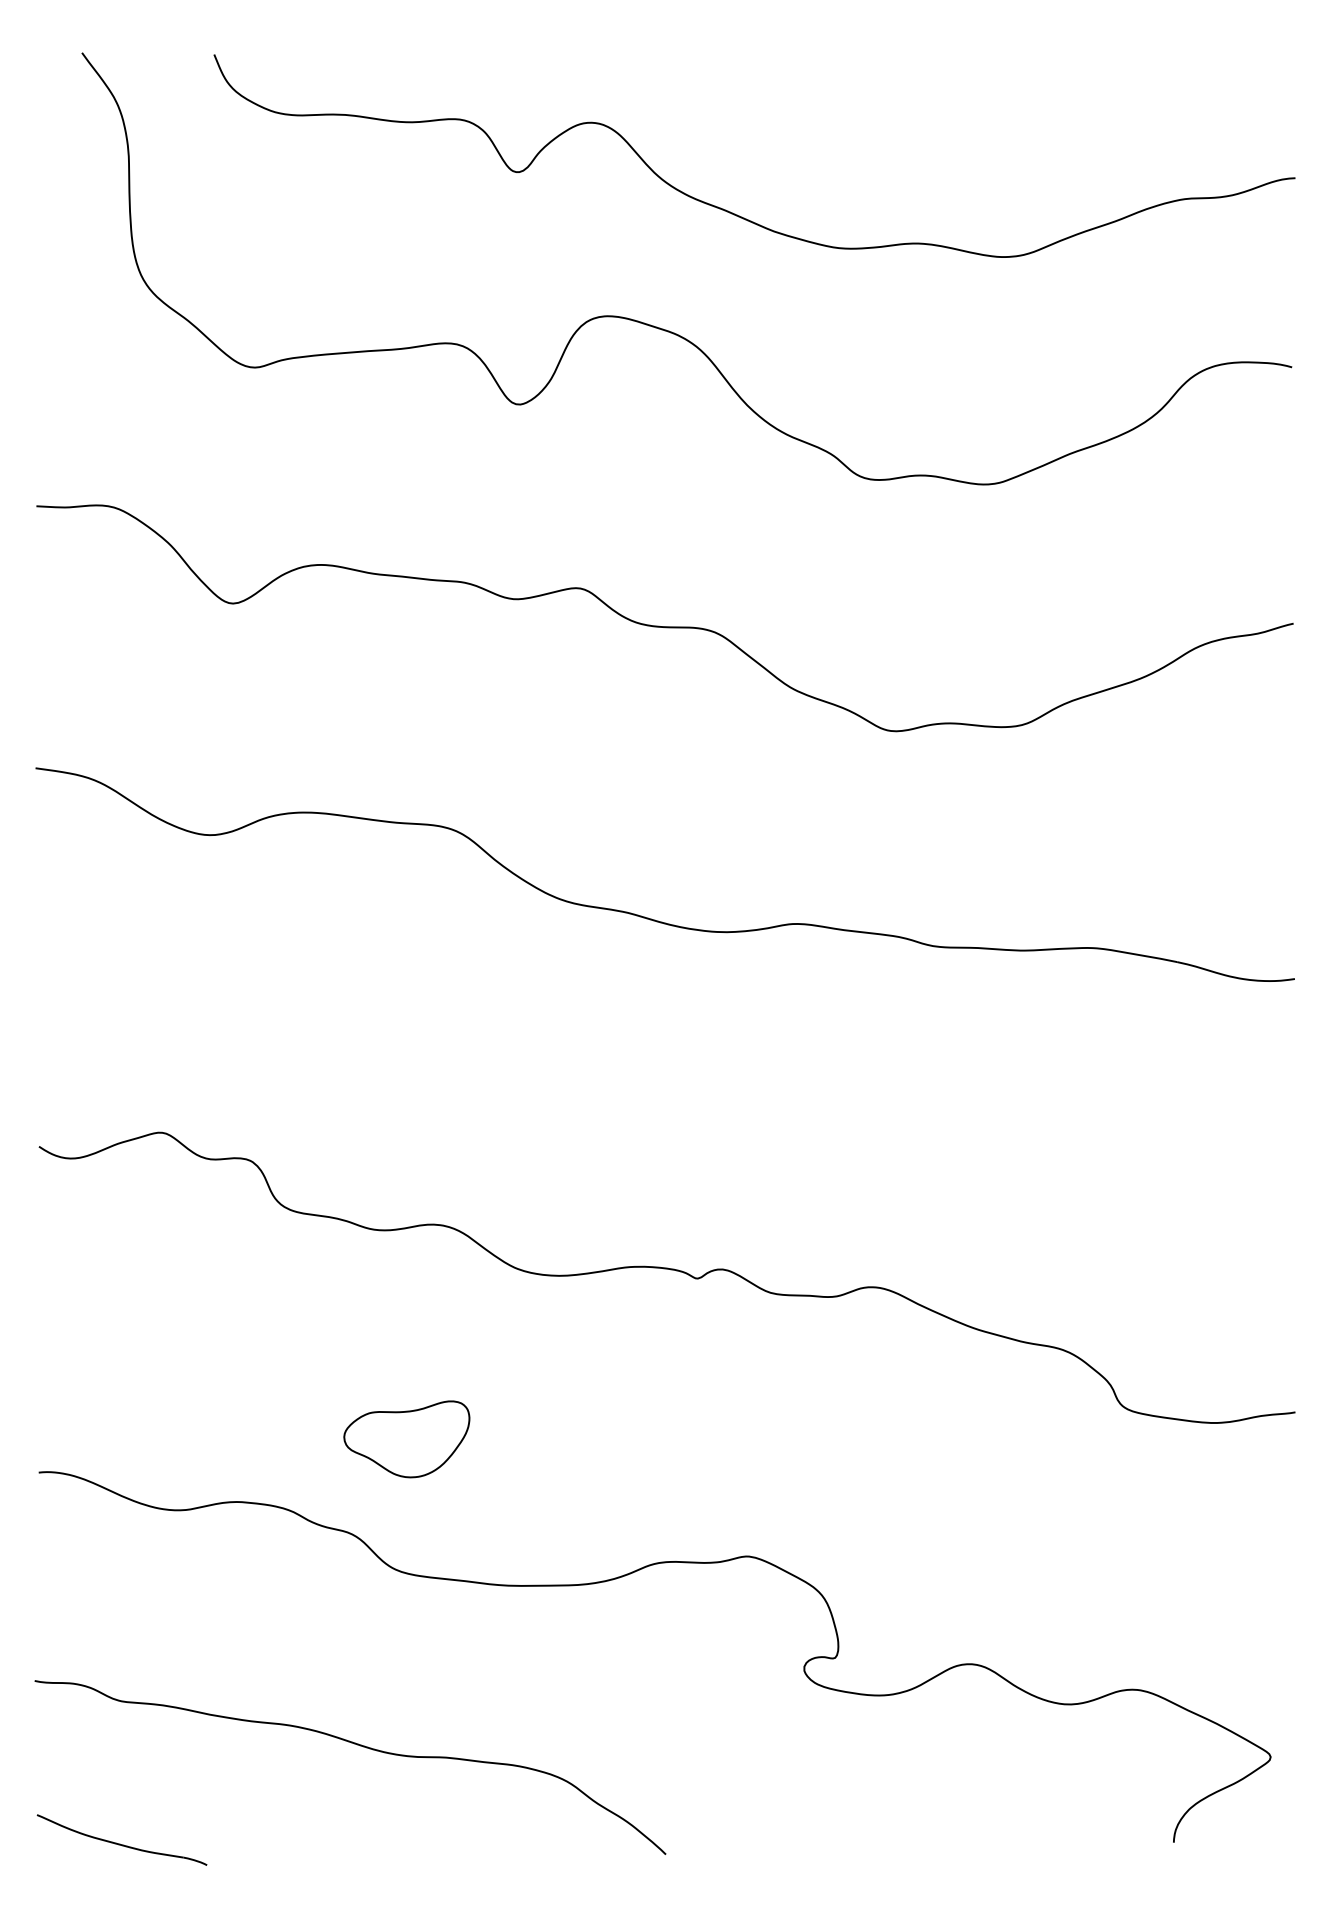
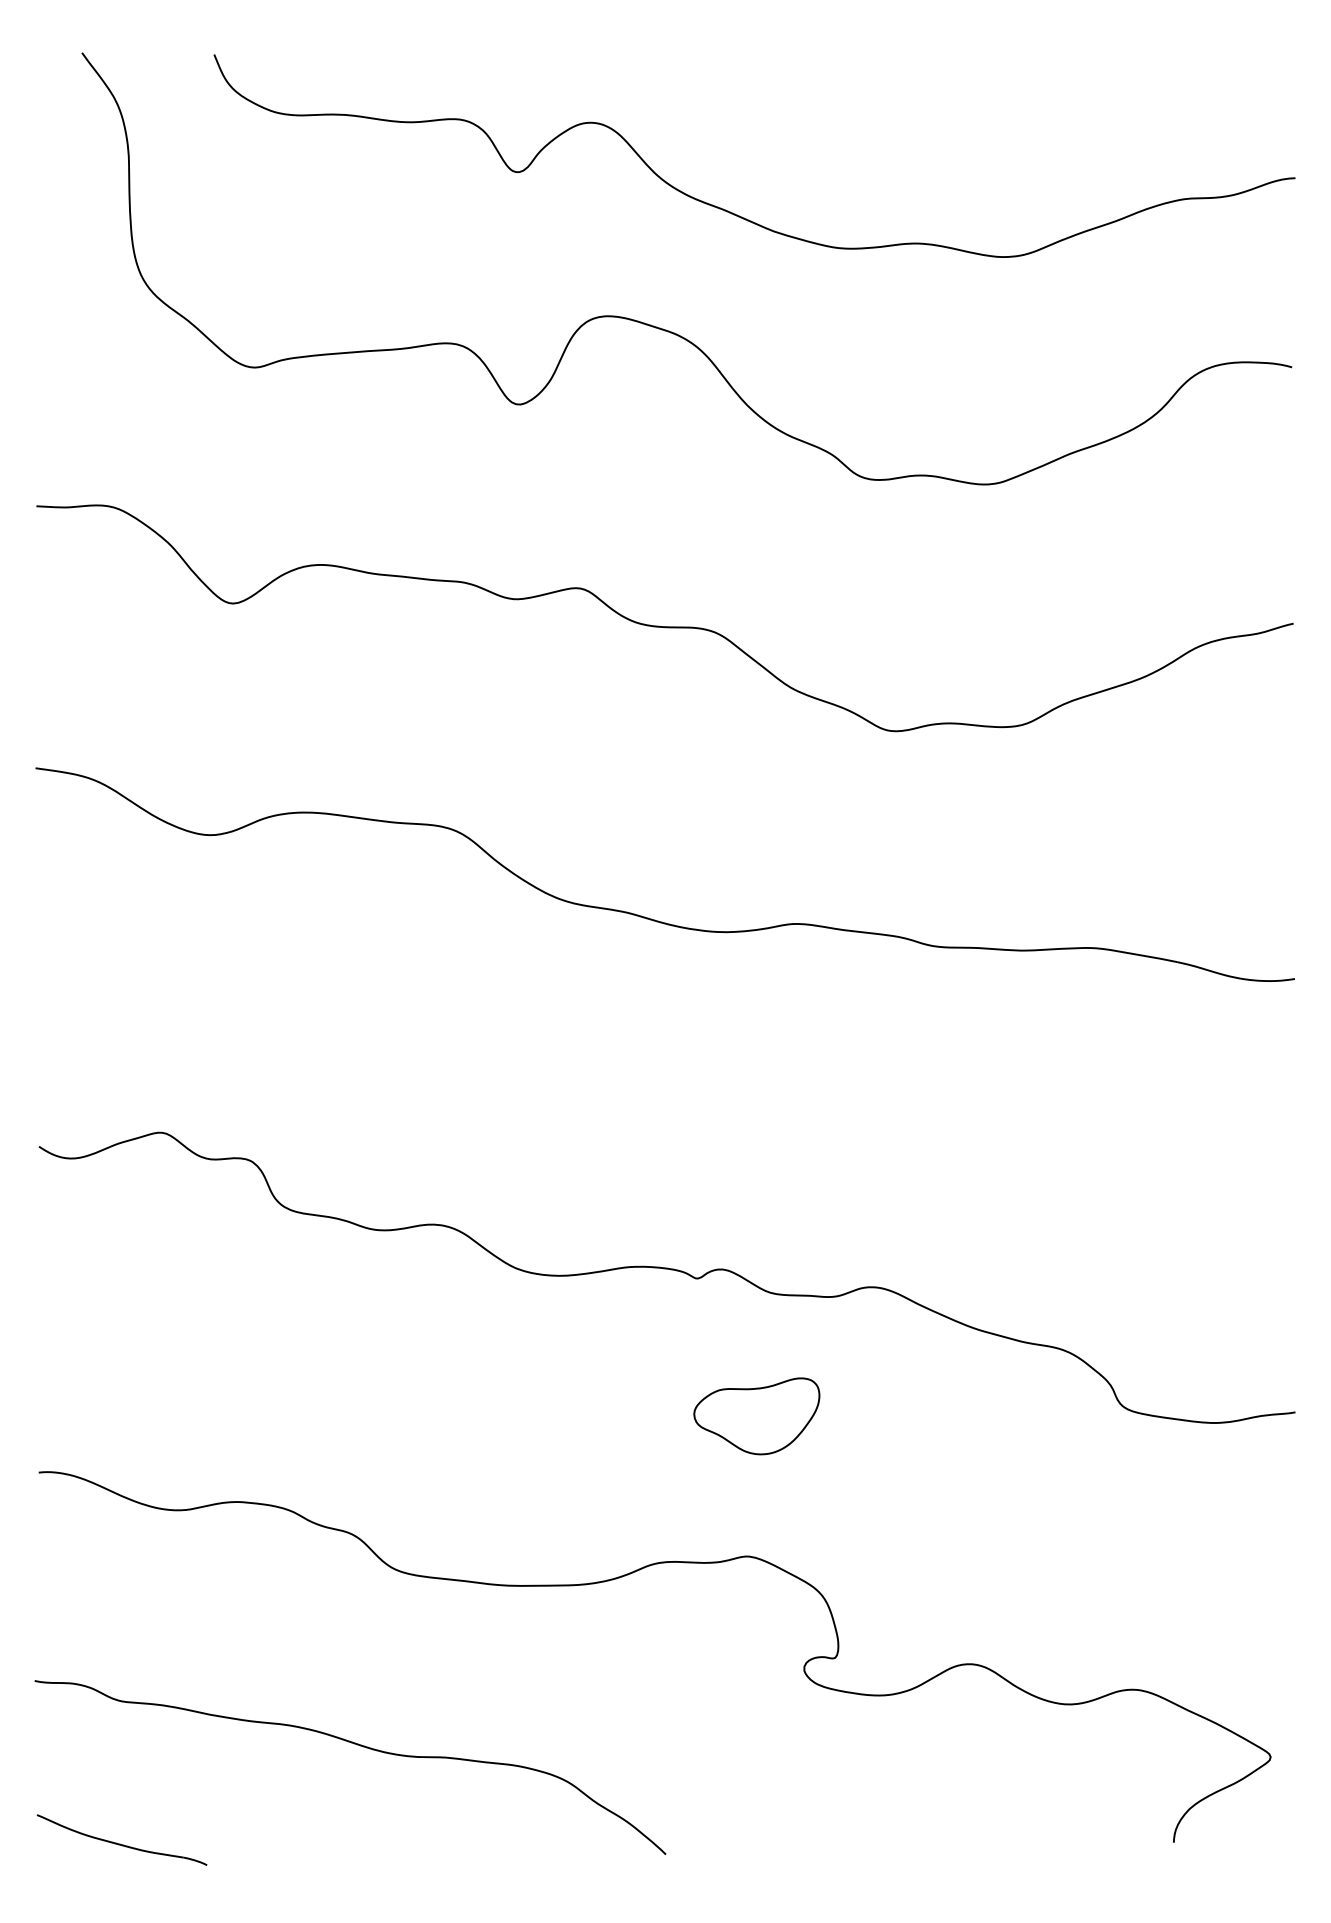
part position: (406, 1439) -> (756, 1416) (756, 1416)
